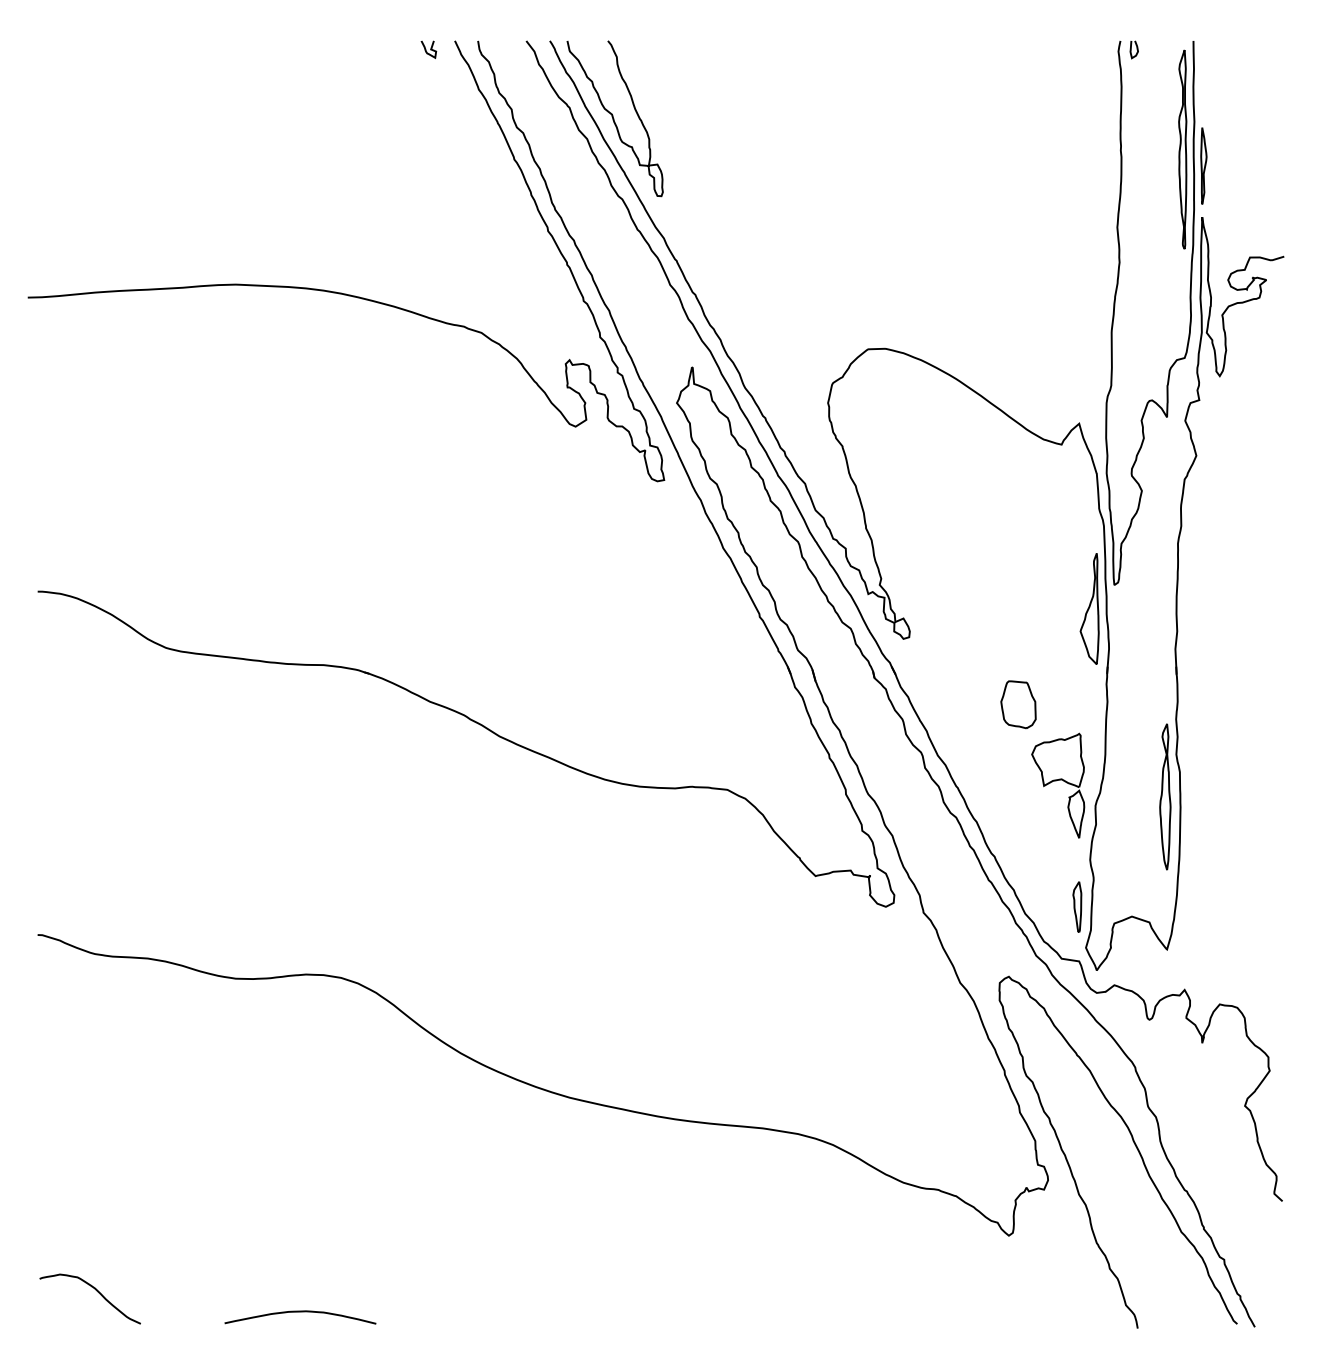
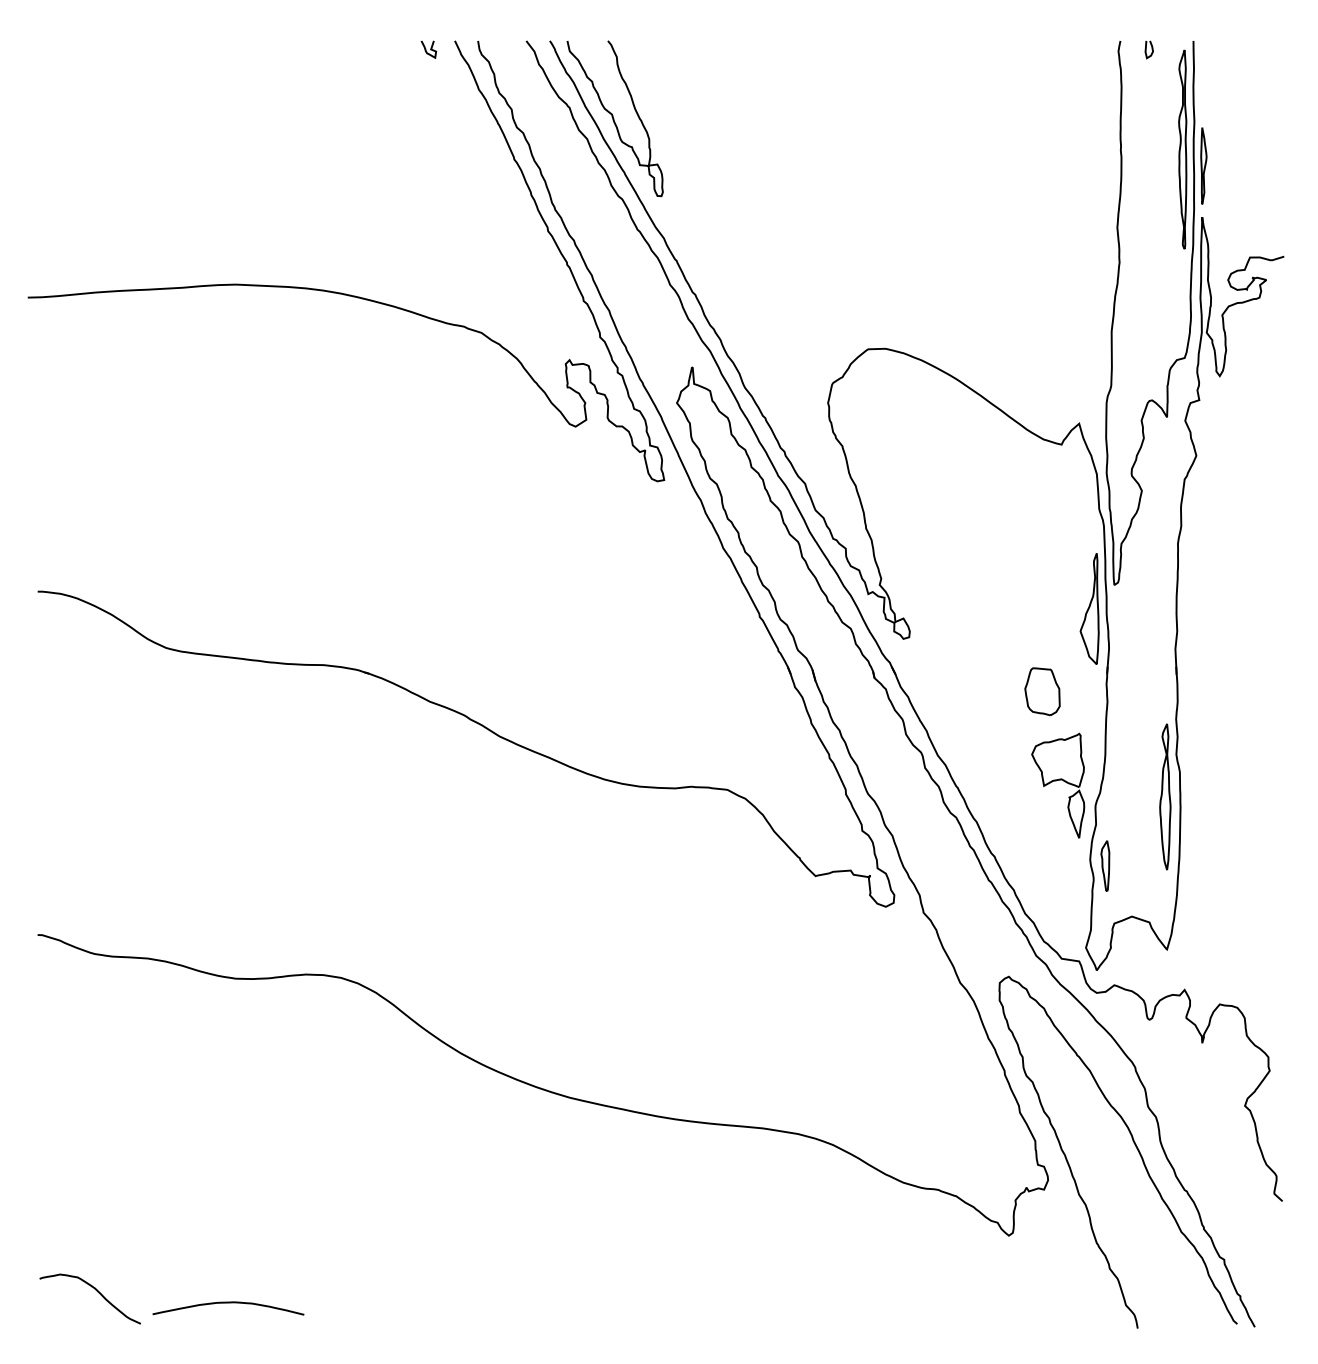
curve position: (1131, 49) -> (1146, 49) (1146, 49)
part position: (1018, 704) -> (1042, 691) (1042, 691)
part position: (1077, 906) -> (1105, 865) (1105, 865)
curve position: (300, 1312) -> (228, 1303) (228, 1303)
